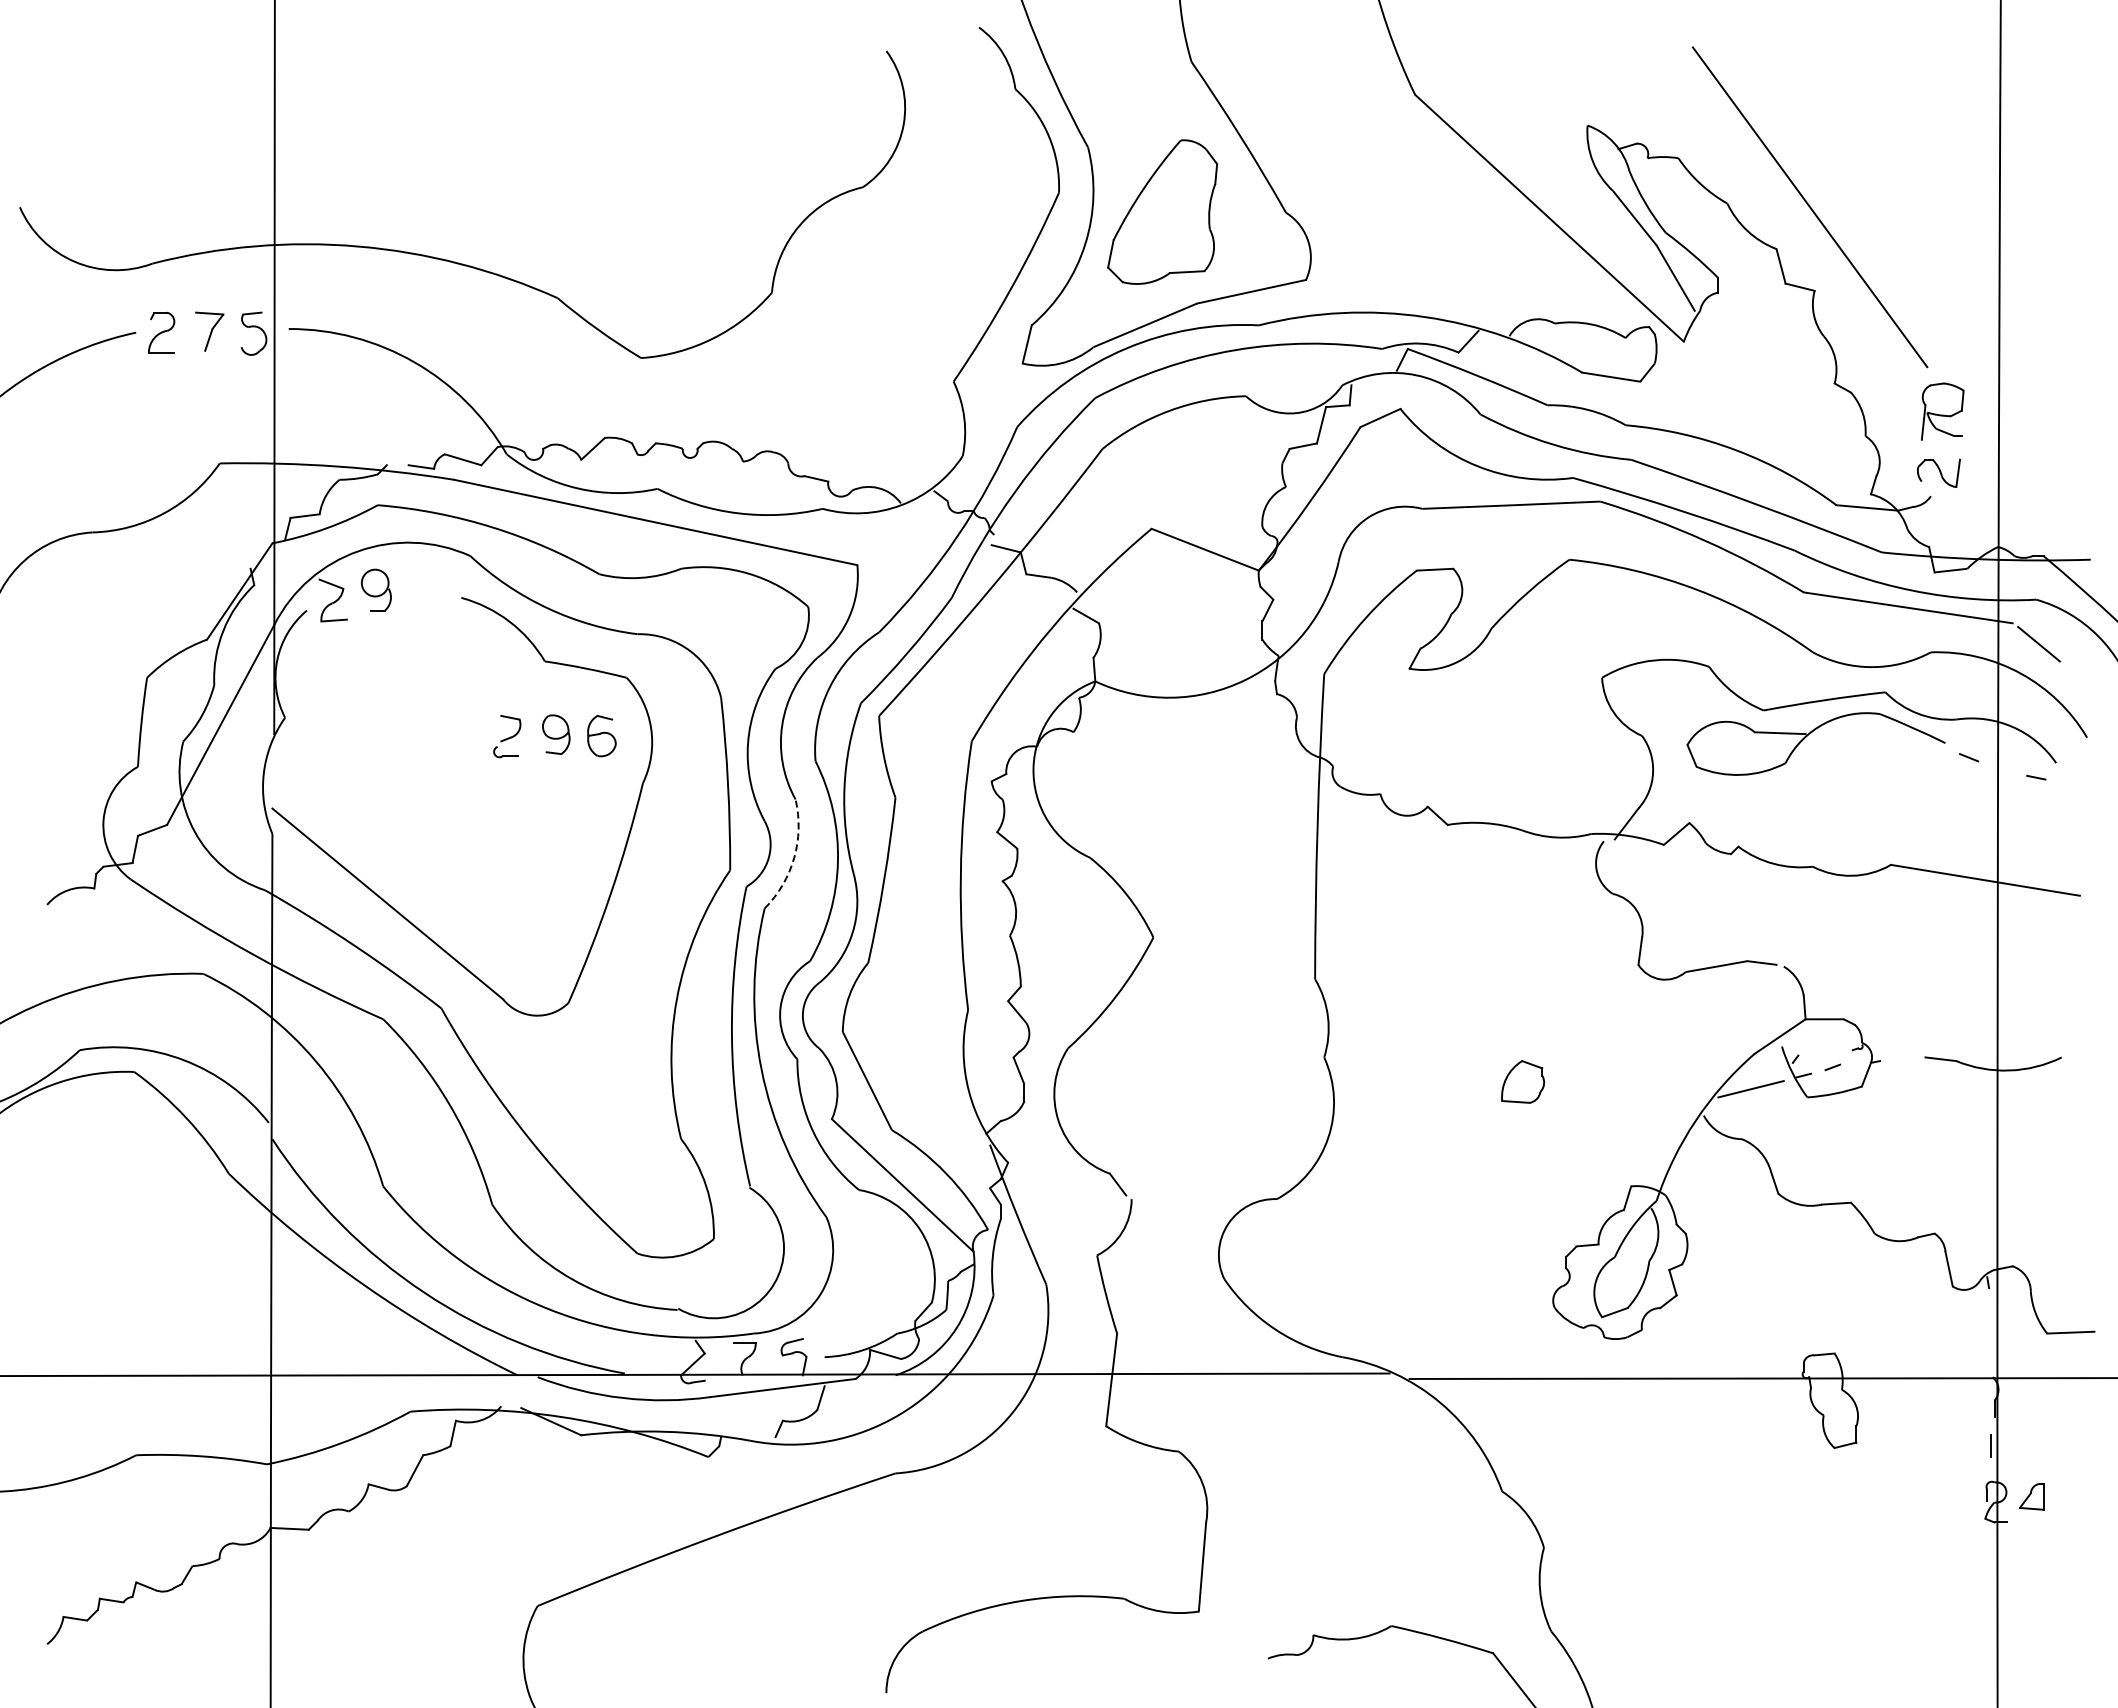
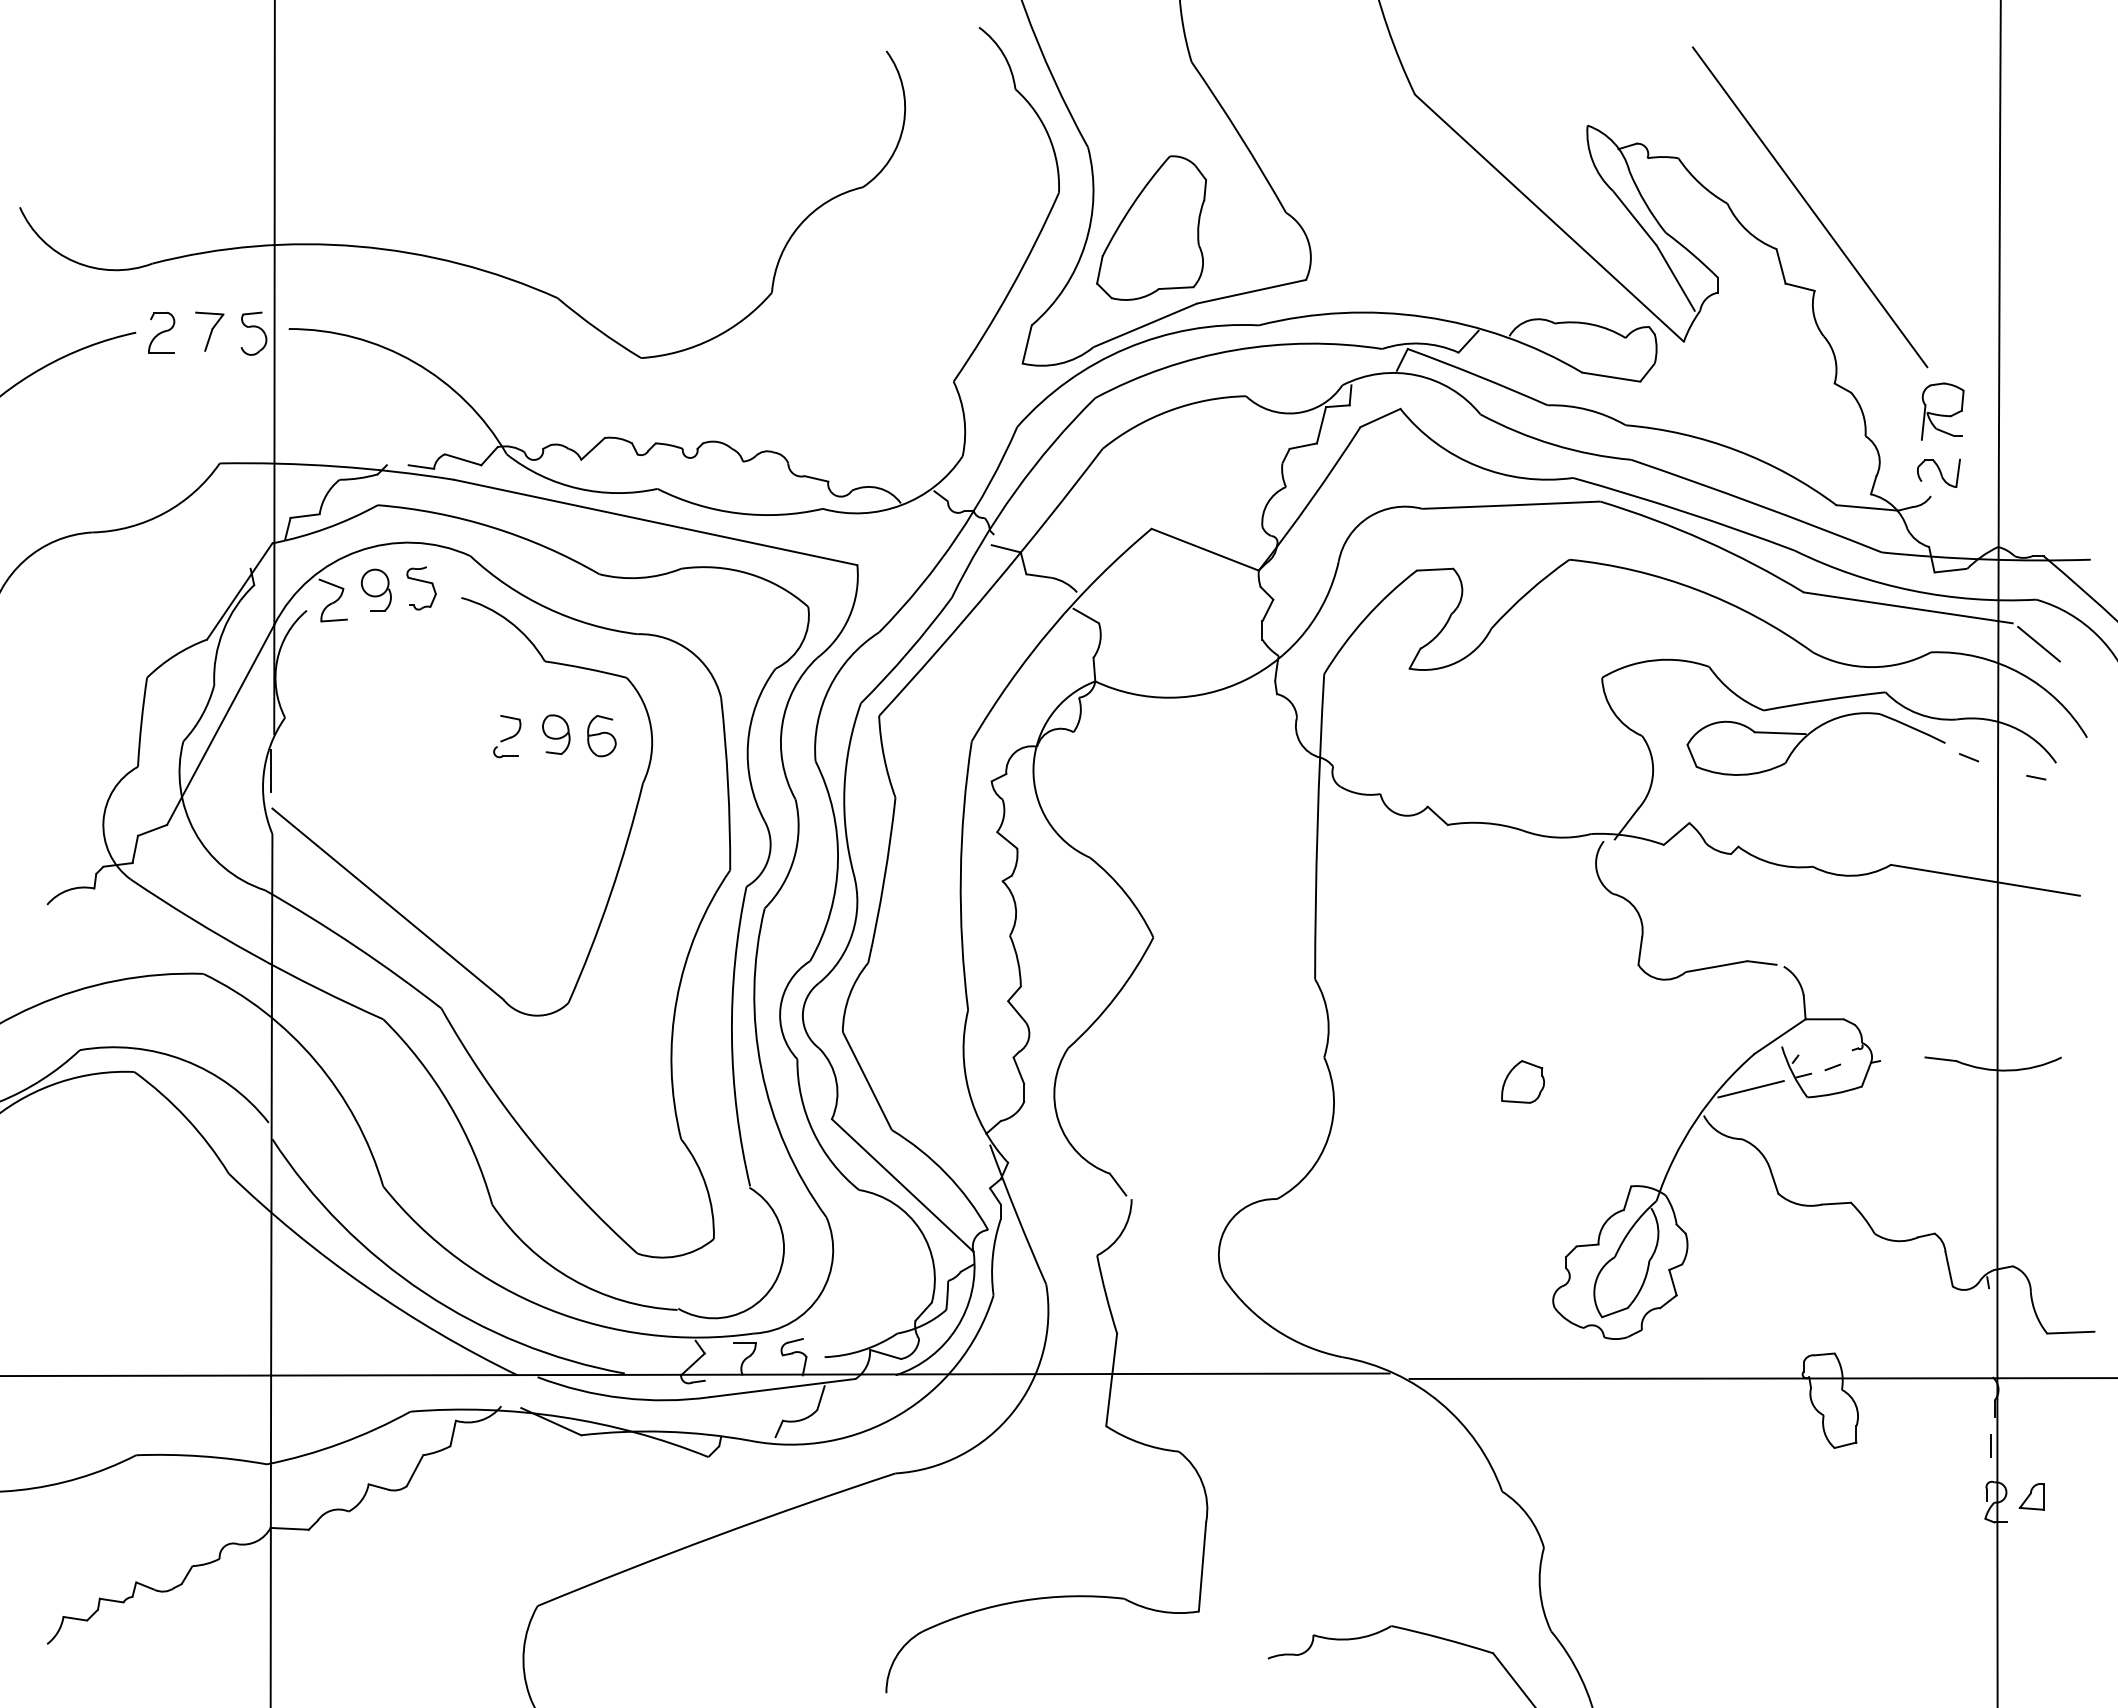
part position: (1162, 211) -> (1151, 227) (1151, 227)
part: none -> present (423, 582)
line: none -> present (270, 771)
arc: dashed -> solid (794, 857)
